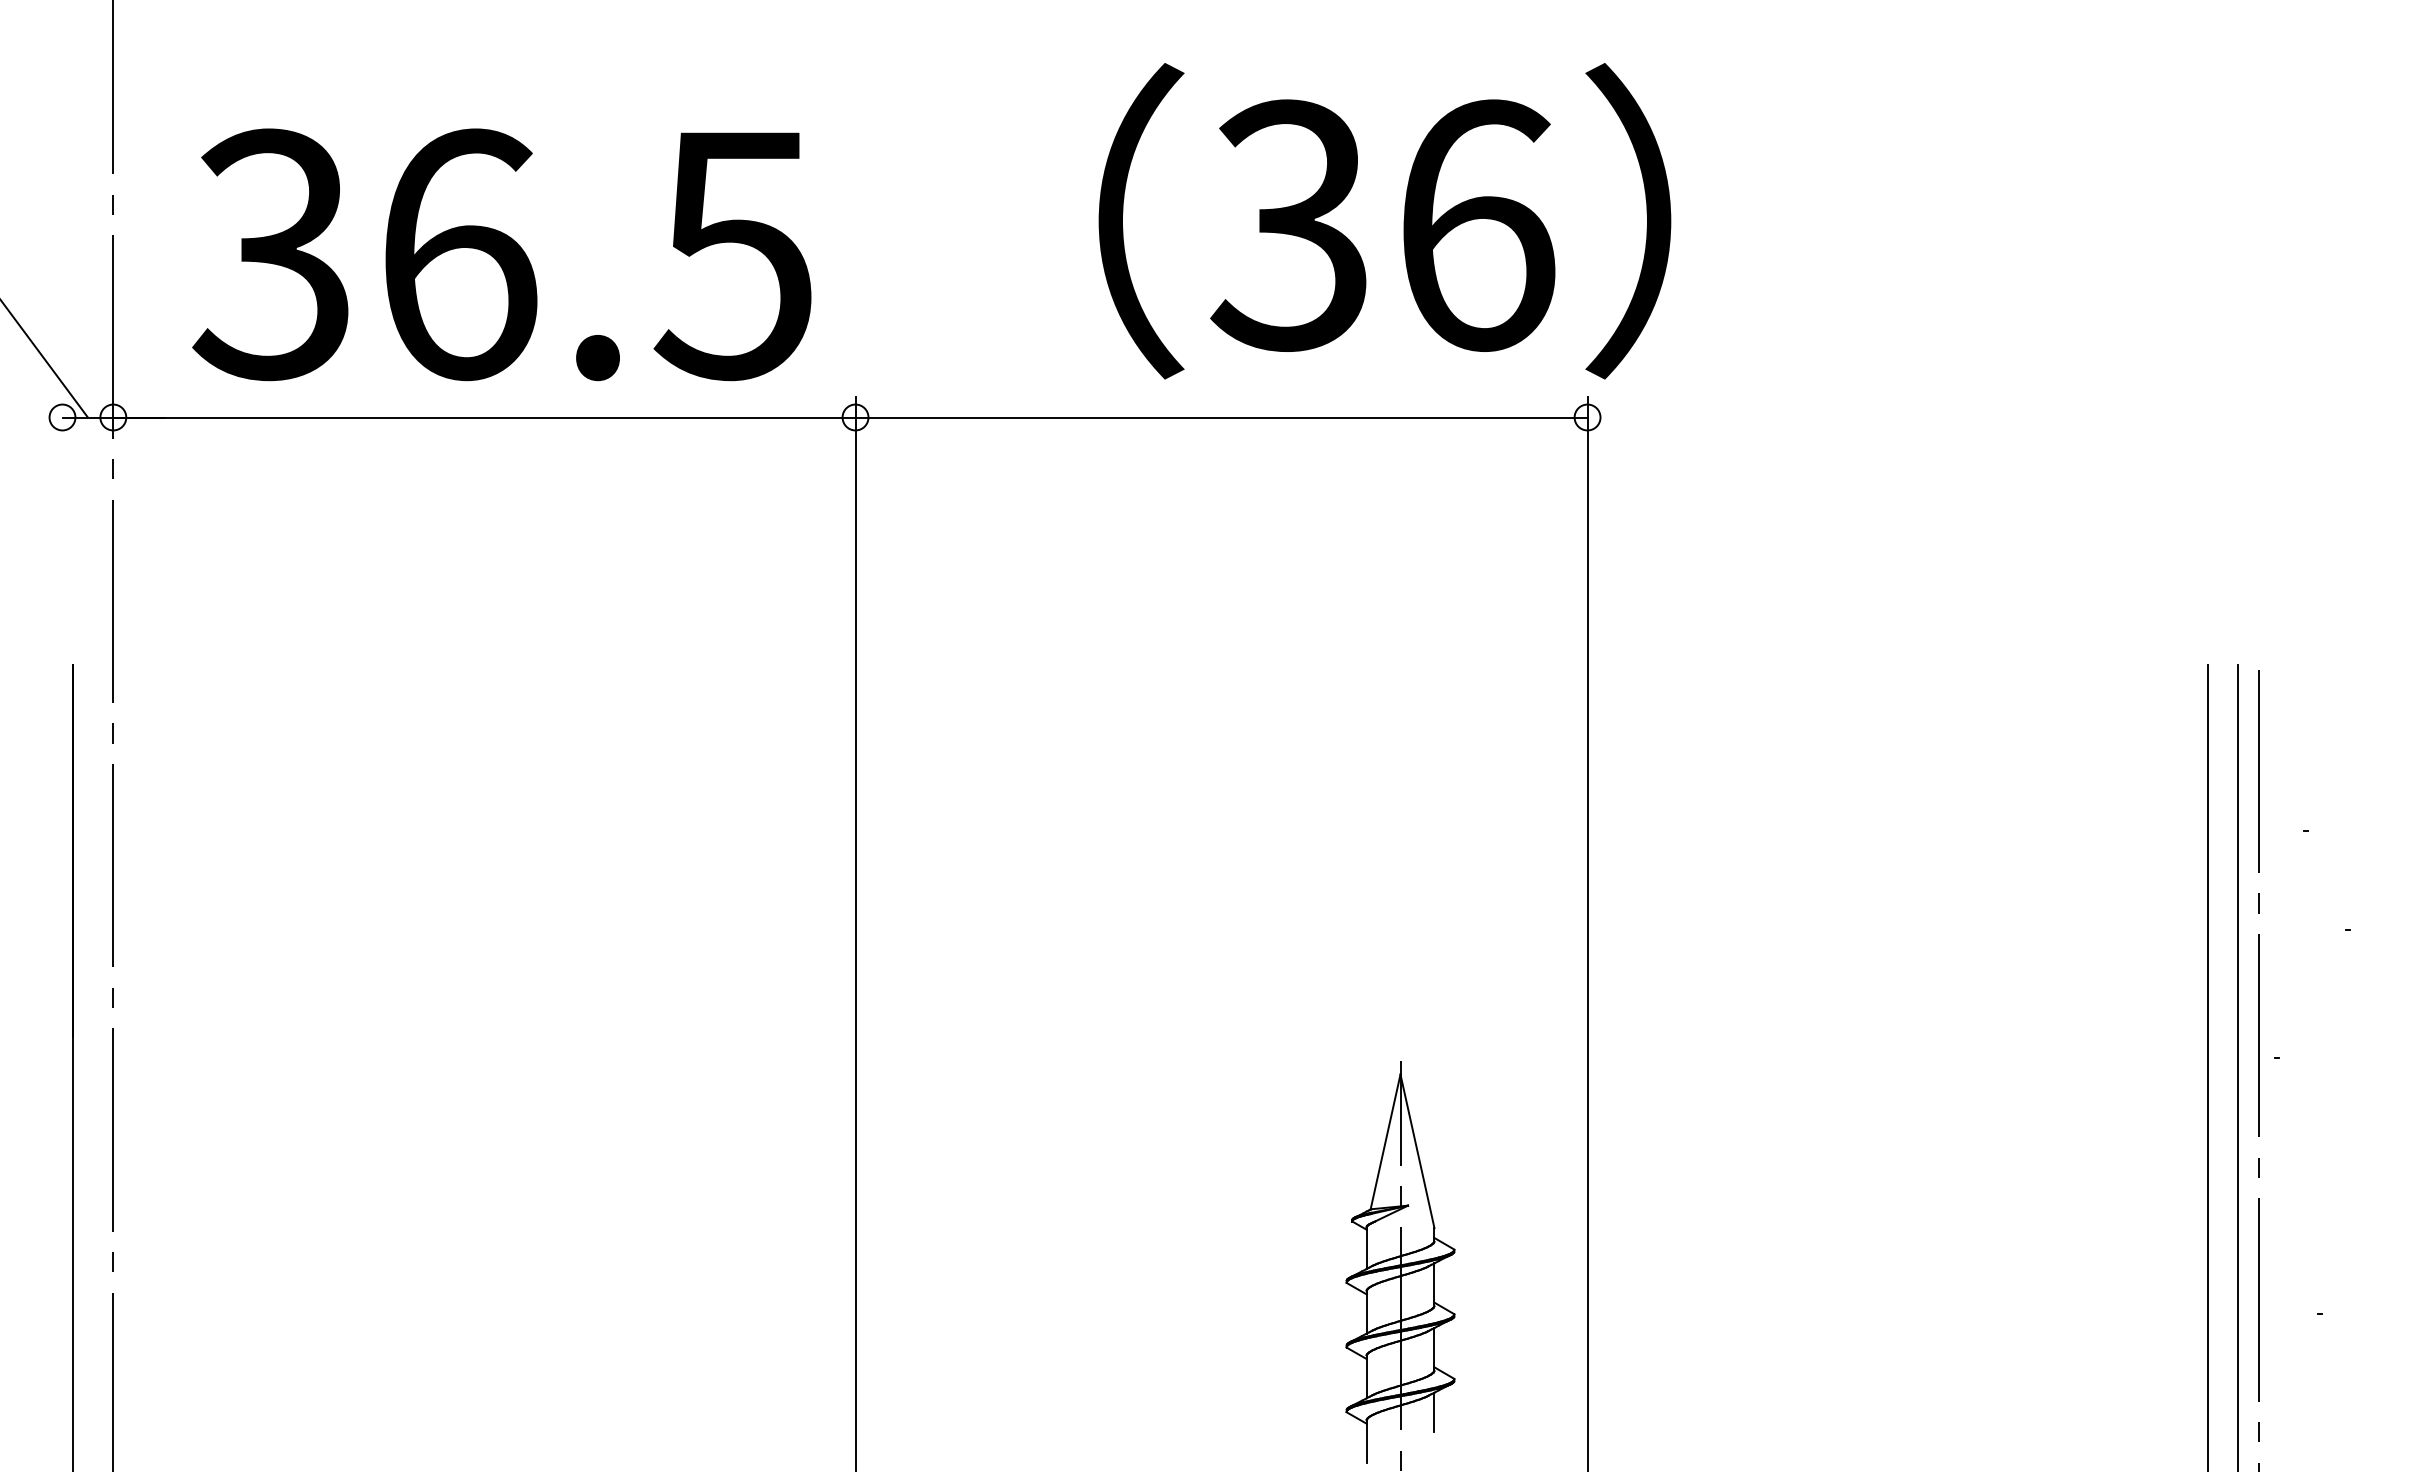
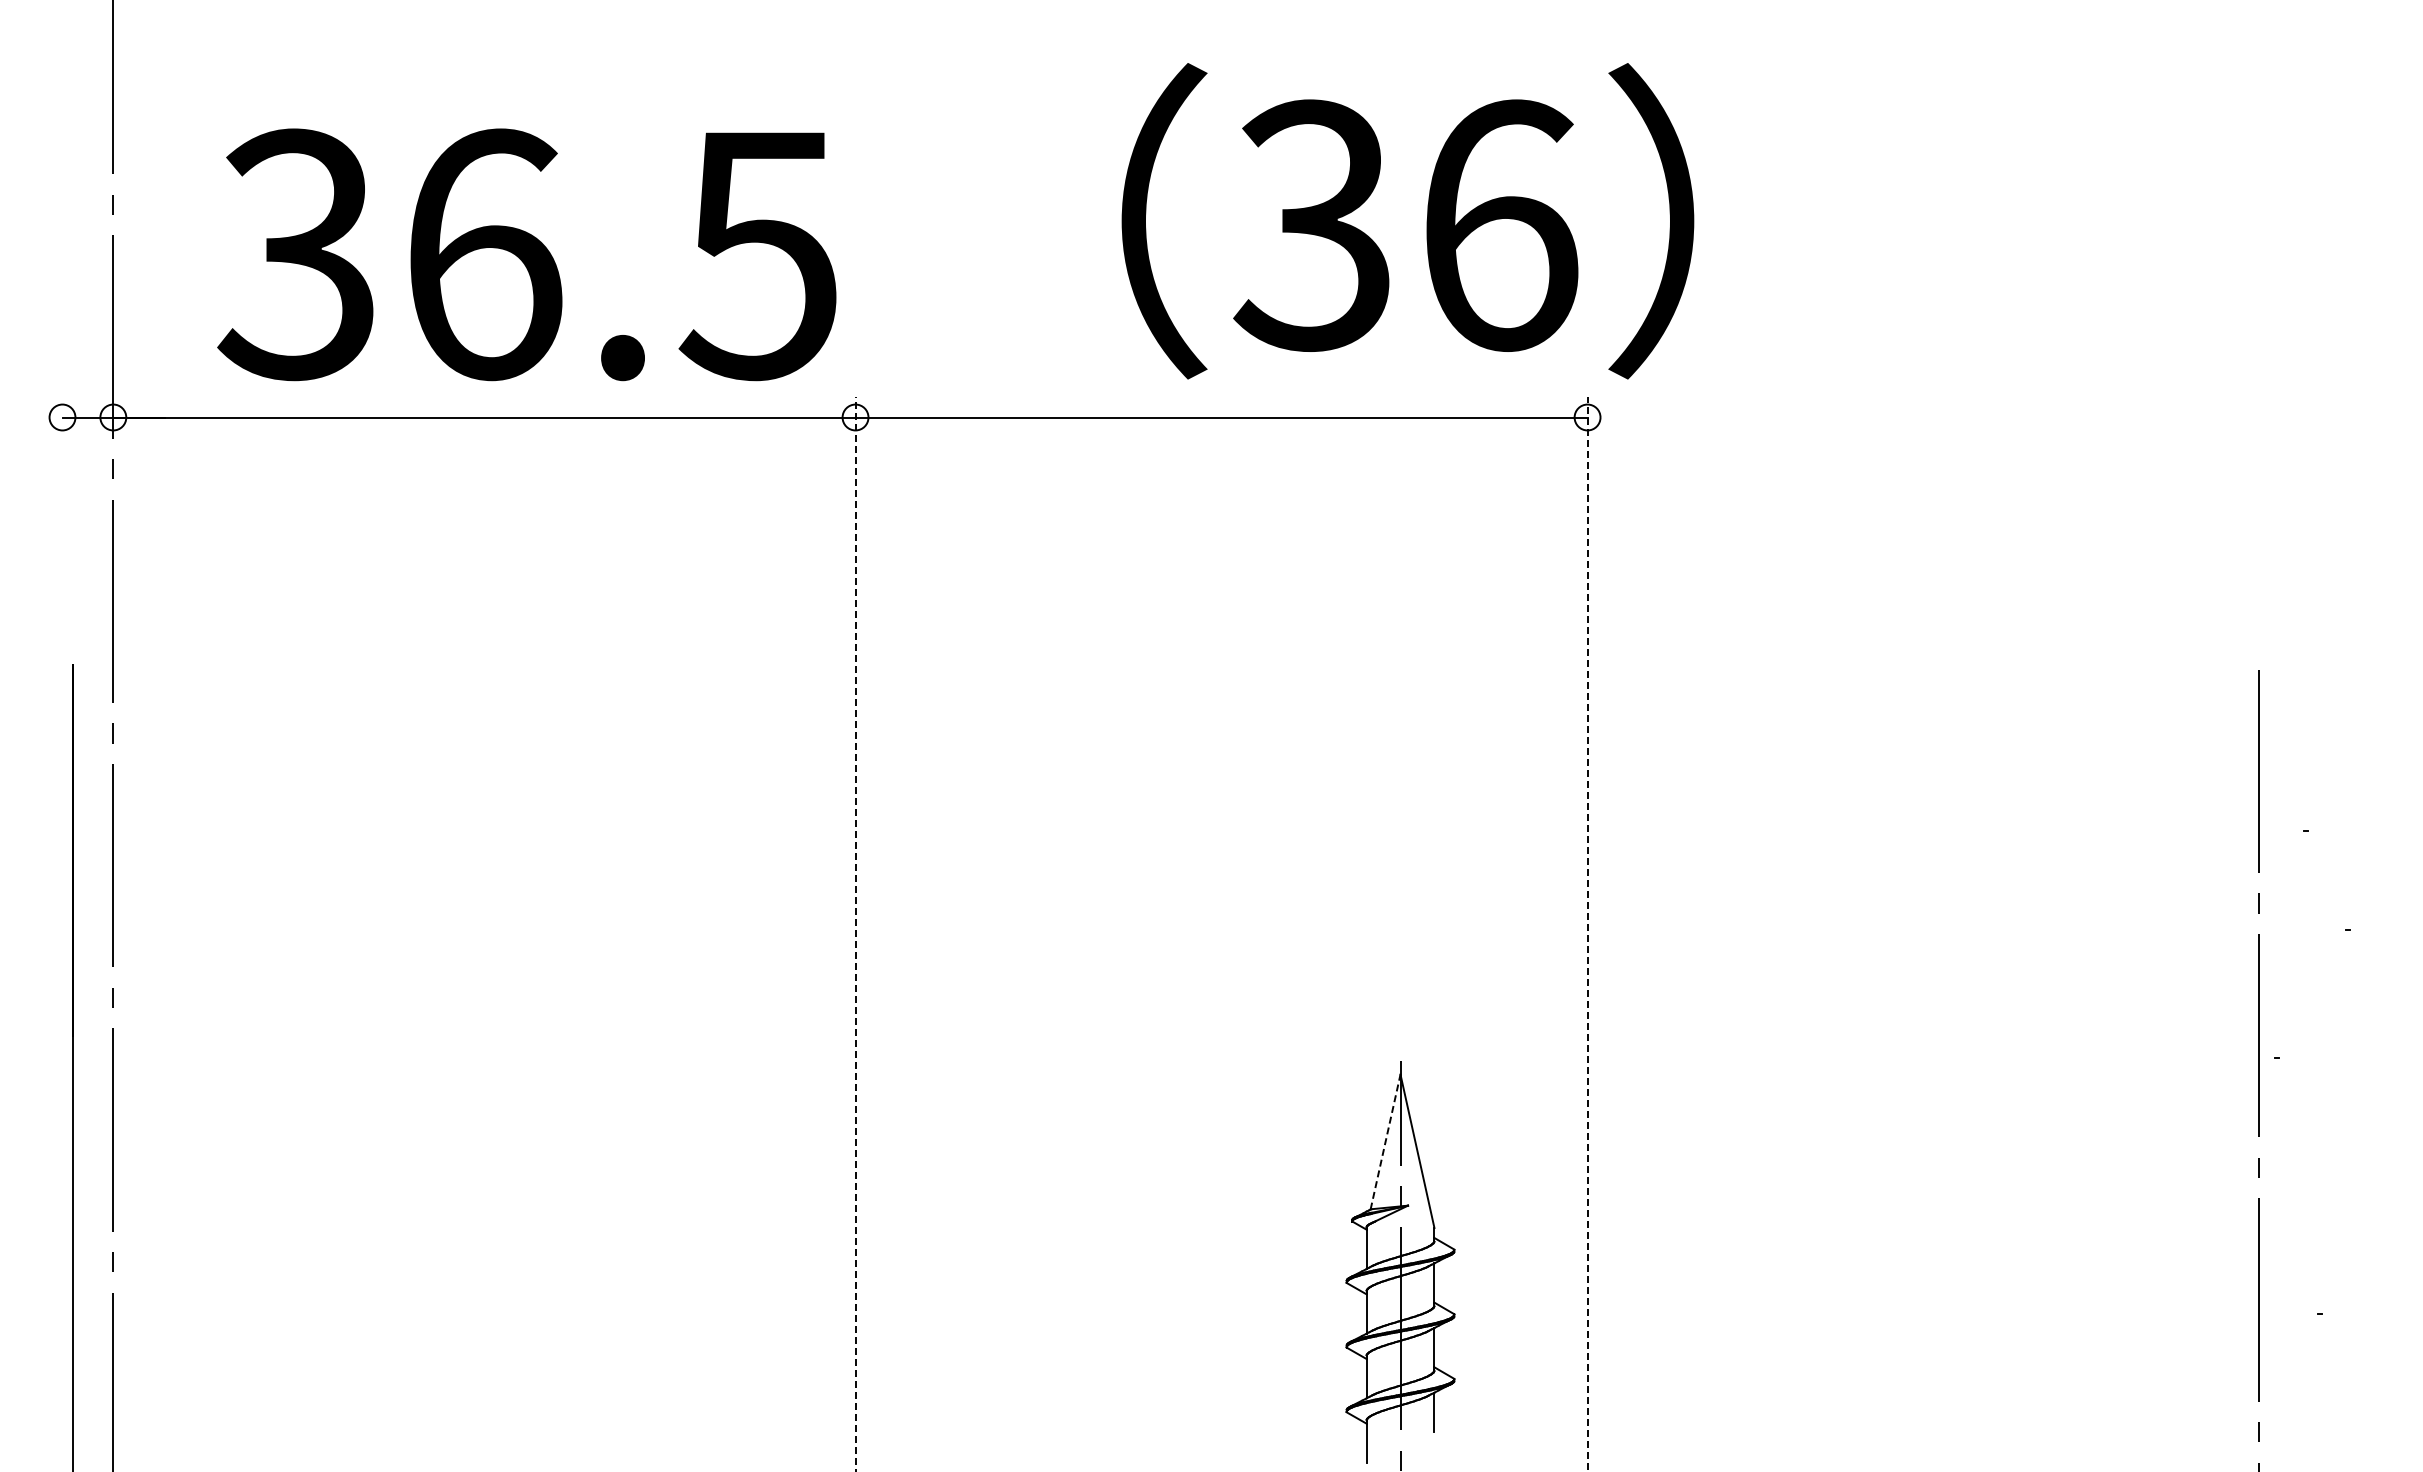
text position: (1384, 221) -> (1407, 221) (1407, 221)
text position: (501, 254) -> (526, 254) (526, 254)
line: present -> none (44, 359)
line: solid -> dashed (855, 934)
line: solid -> dashed (1587, 934)
line: present -> none (2207, 1066)
line: present -> none (2238, 1066)
line: solid -> dashed (1385, 1141)
